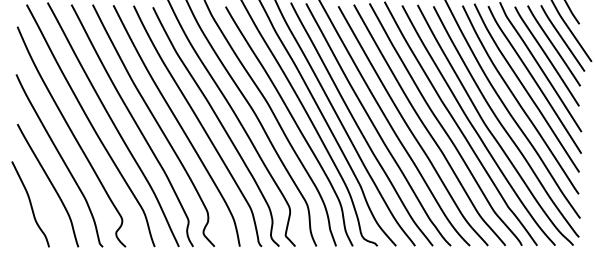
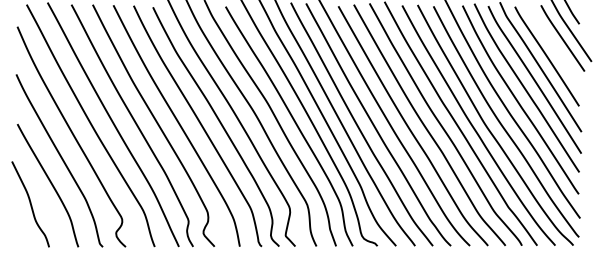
line: present -> none (553, 45)
